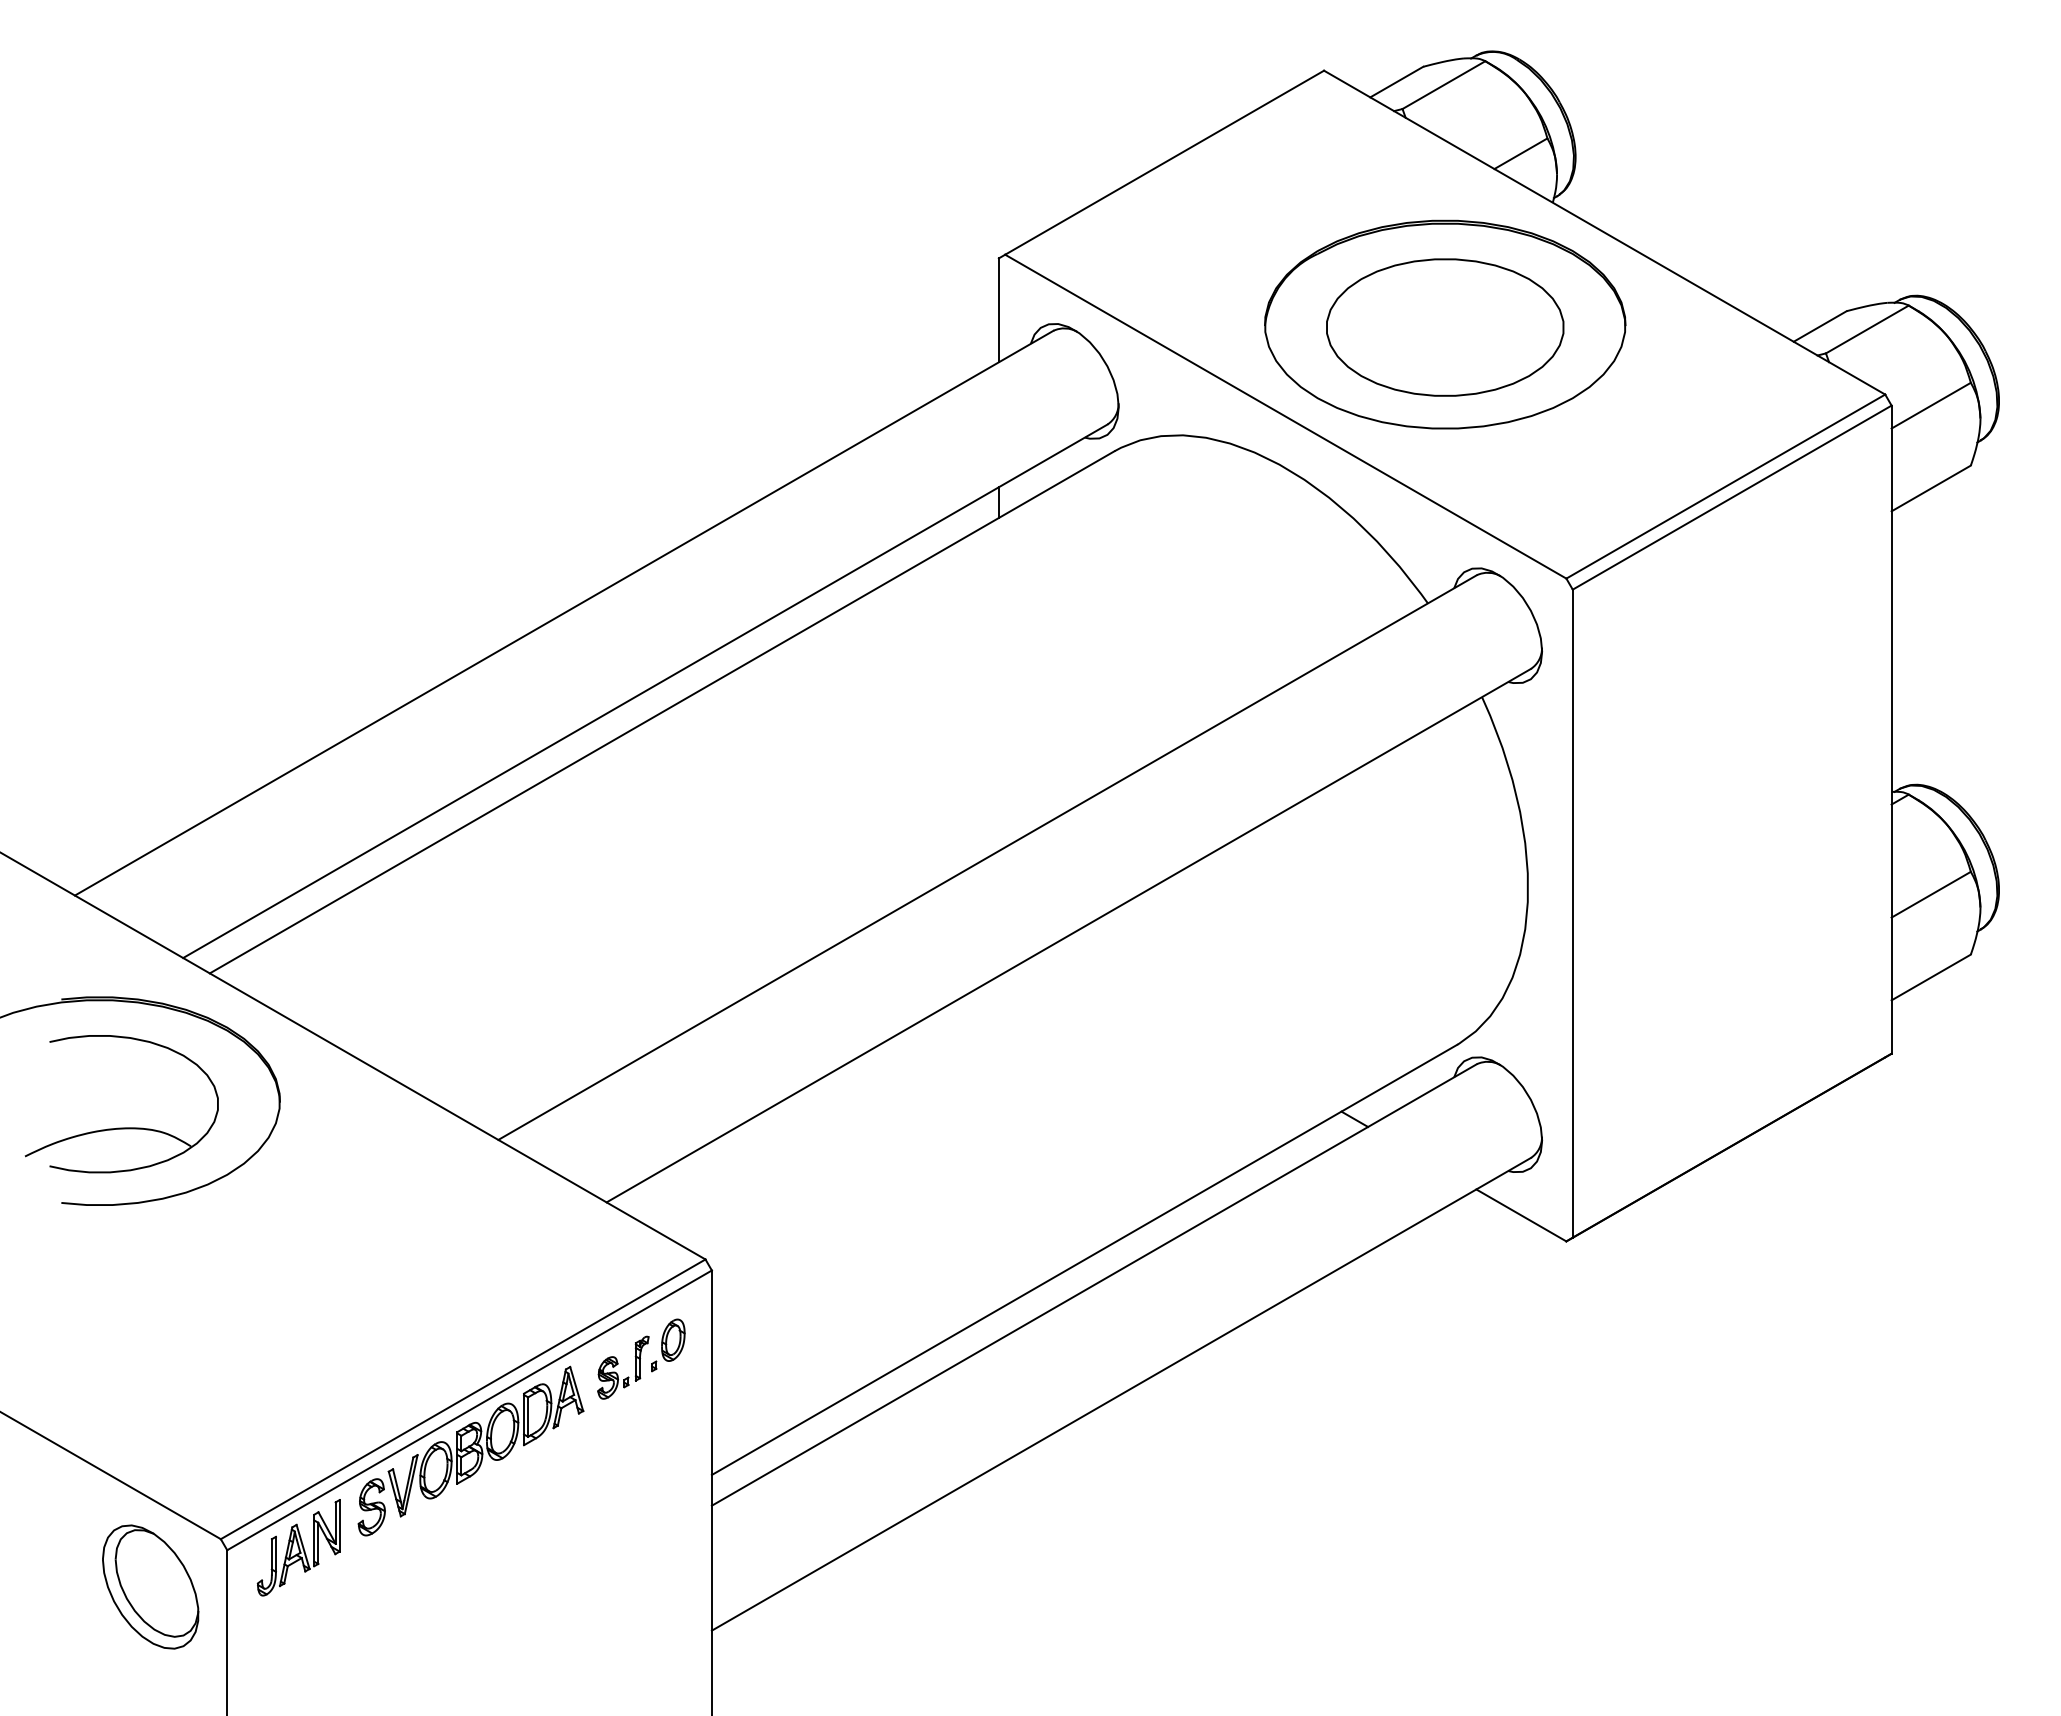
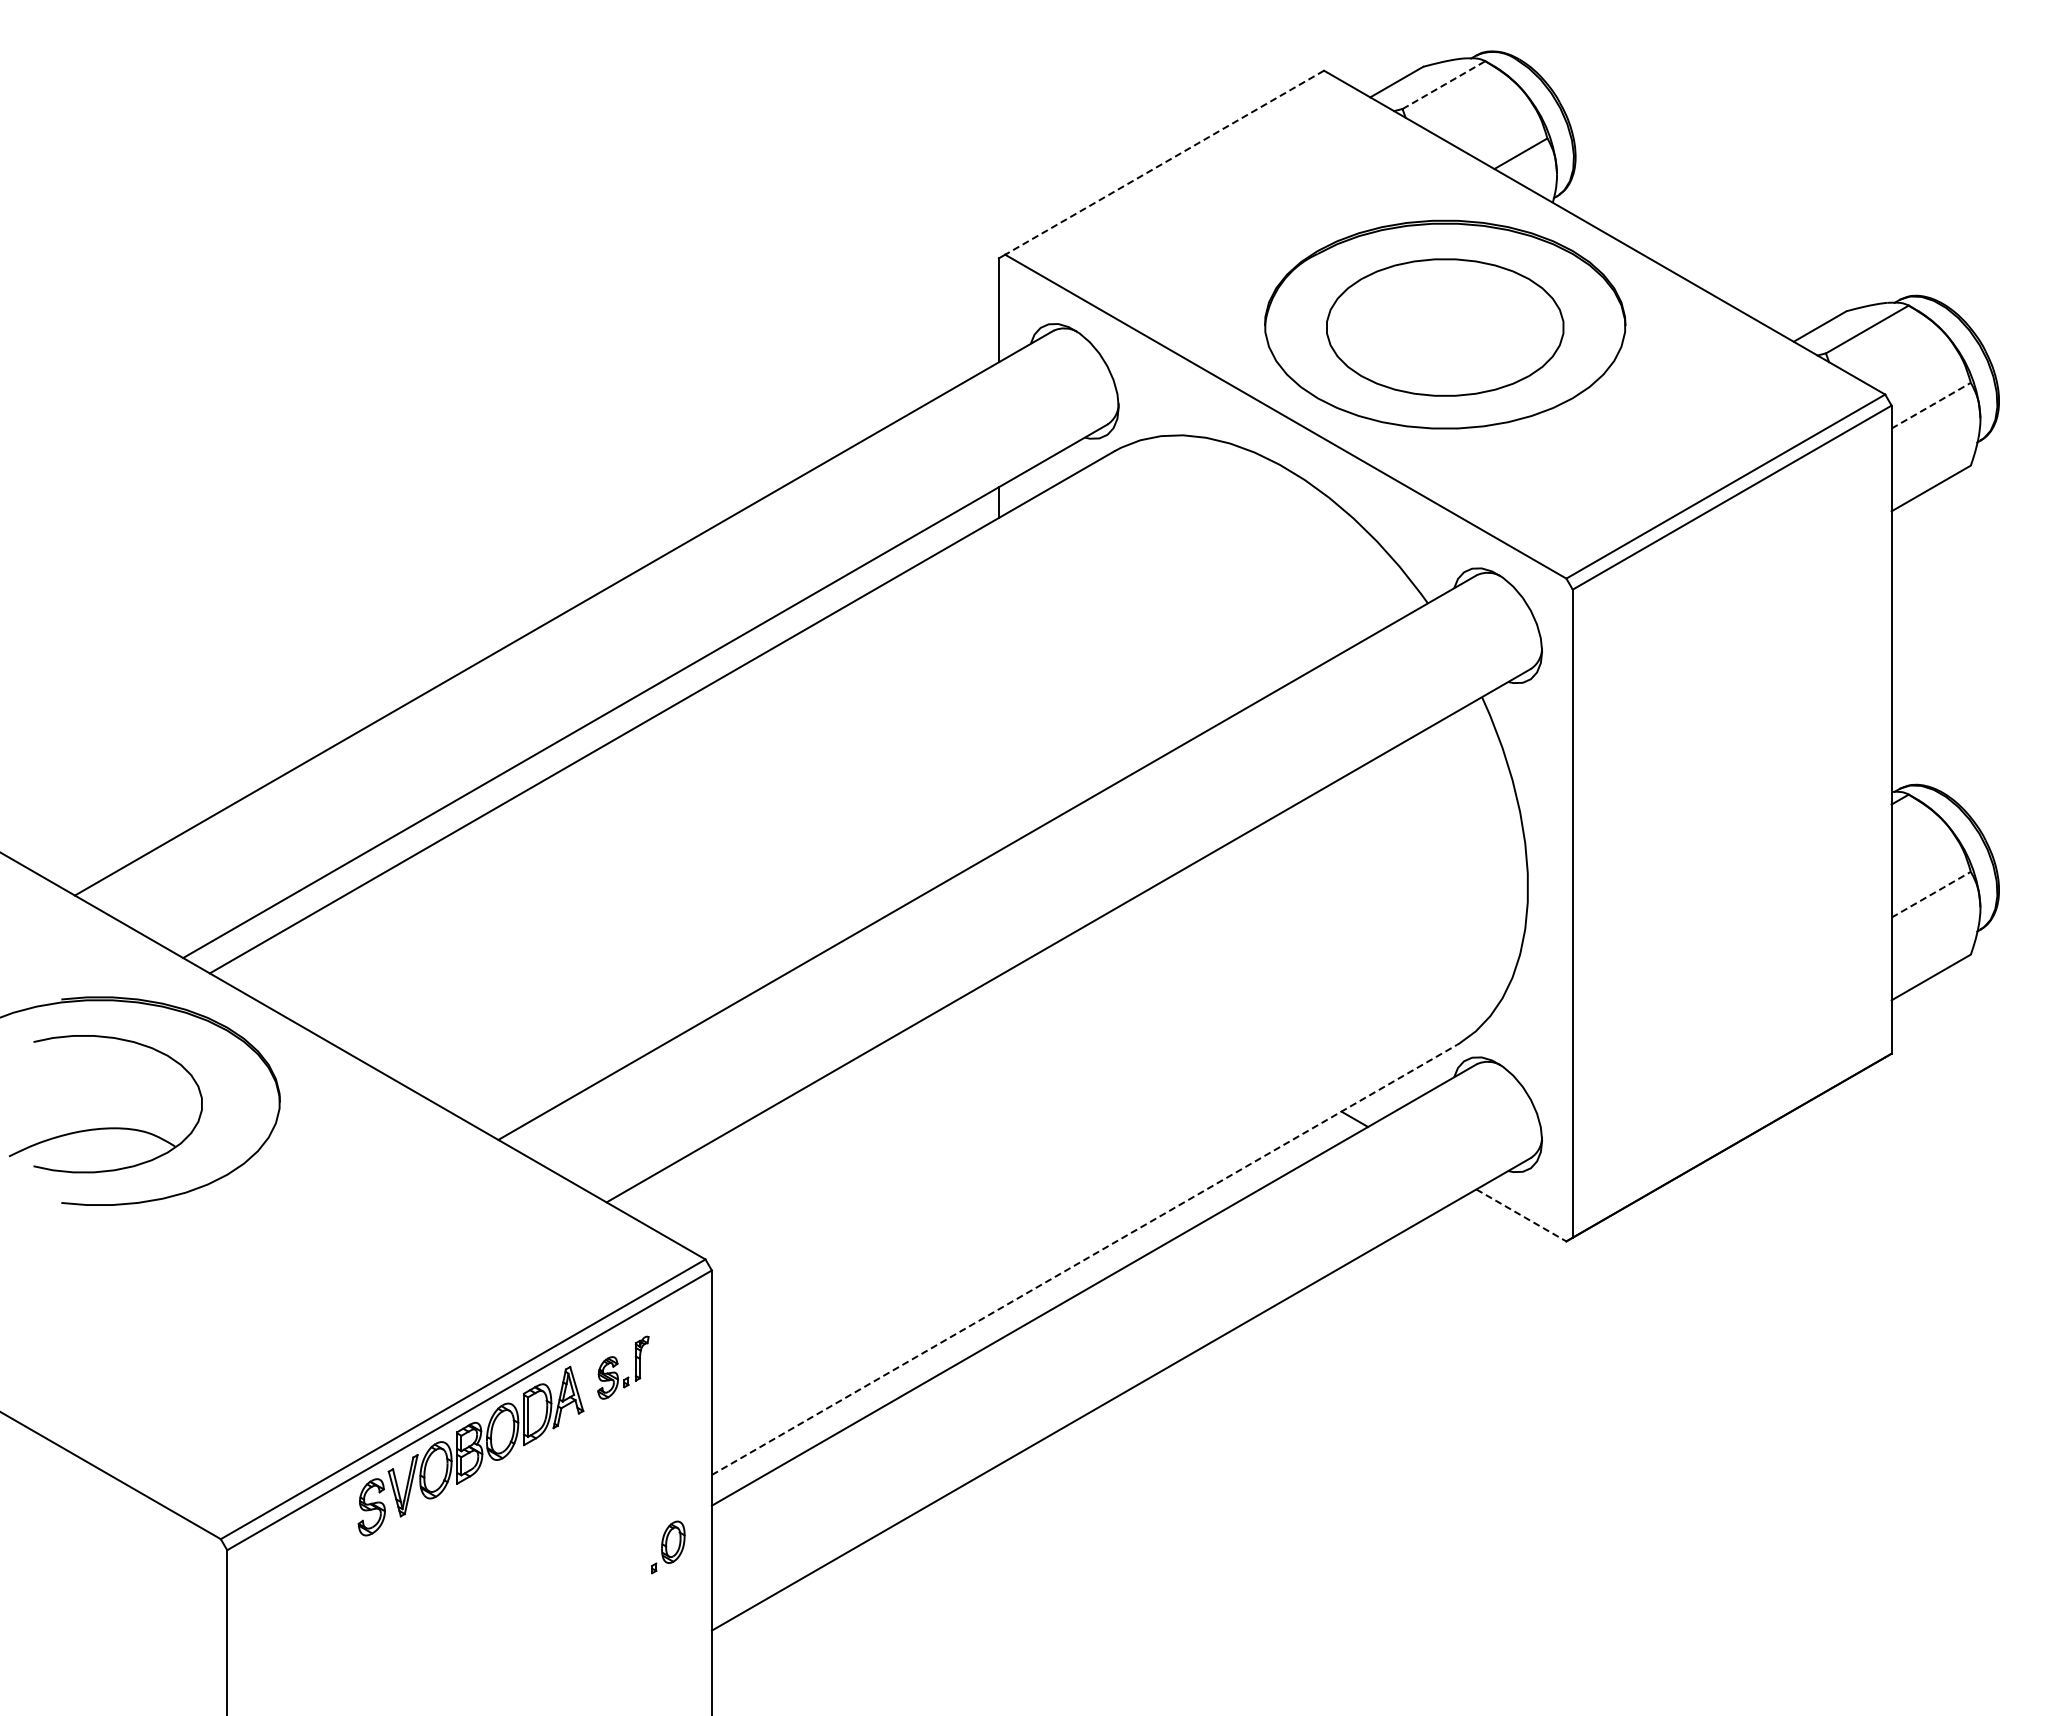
line: solid -> dashed (1443, 85)
line: solid -> dashed (1164, 162)
line: solid -> dashed (1931, 405)
line: solid -> dashed (1931, 894)
part position: (121, 1127) -> (105, 1127) (105, 1127)
line: solid -> dashed (1521, 1215)
line: solid -> dashed (1084, 1259)
part position: (668, 1345) -> (668, 1547) (668, 1547)
part: present -> none (298, 1547)
part: present -> none (150, 1586)
